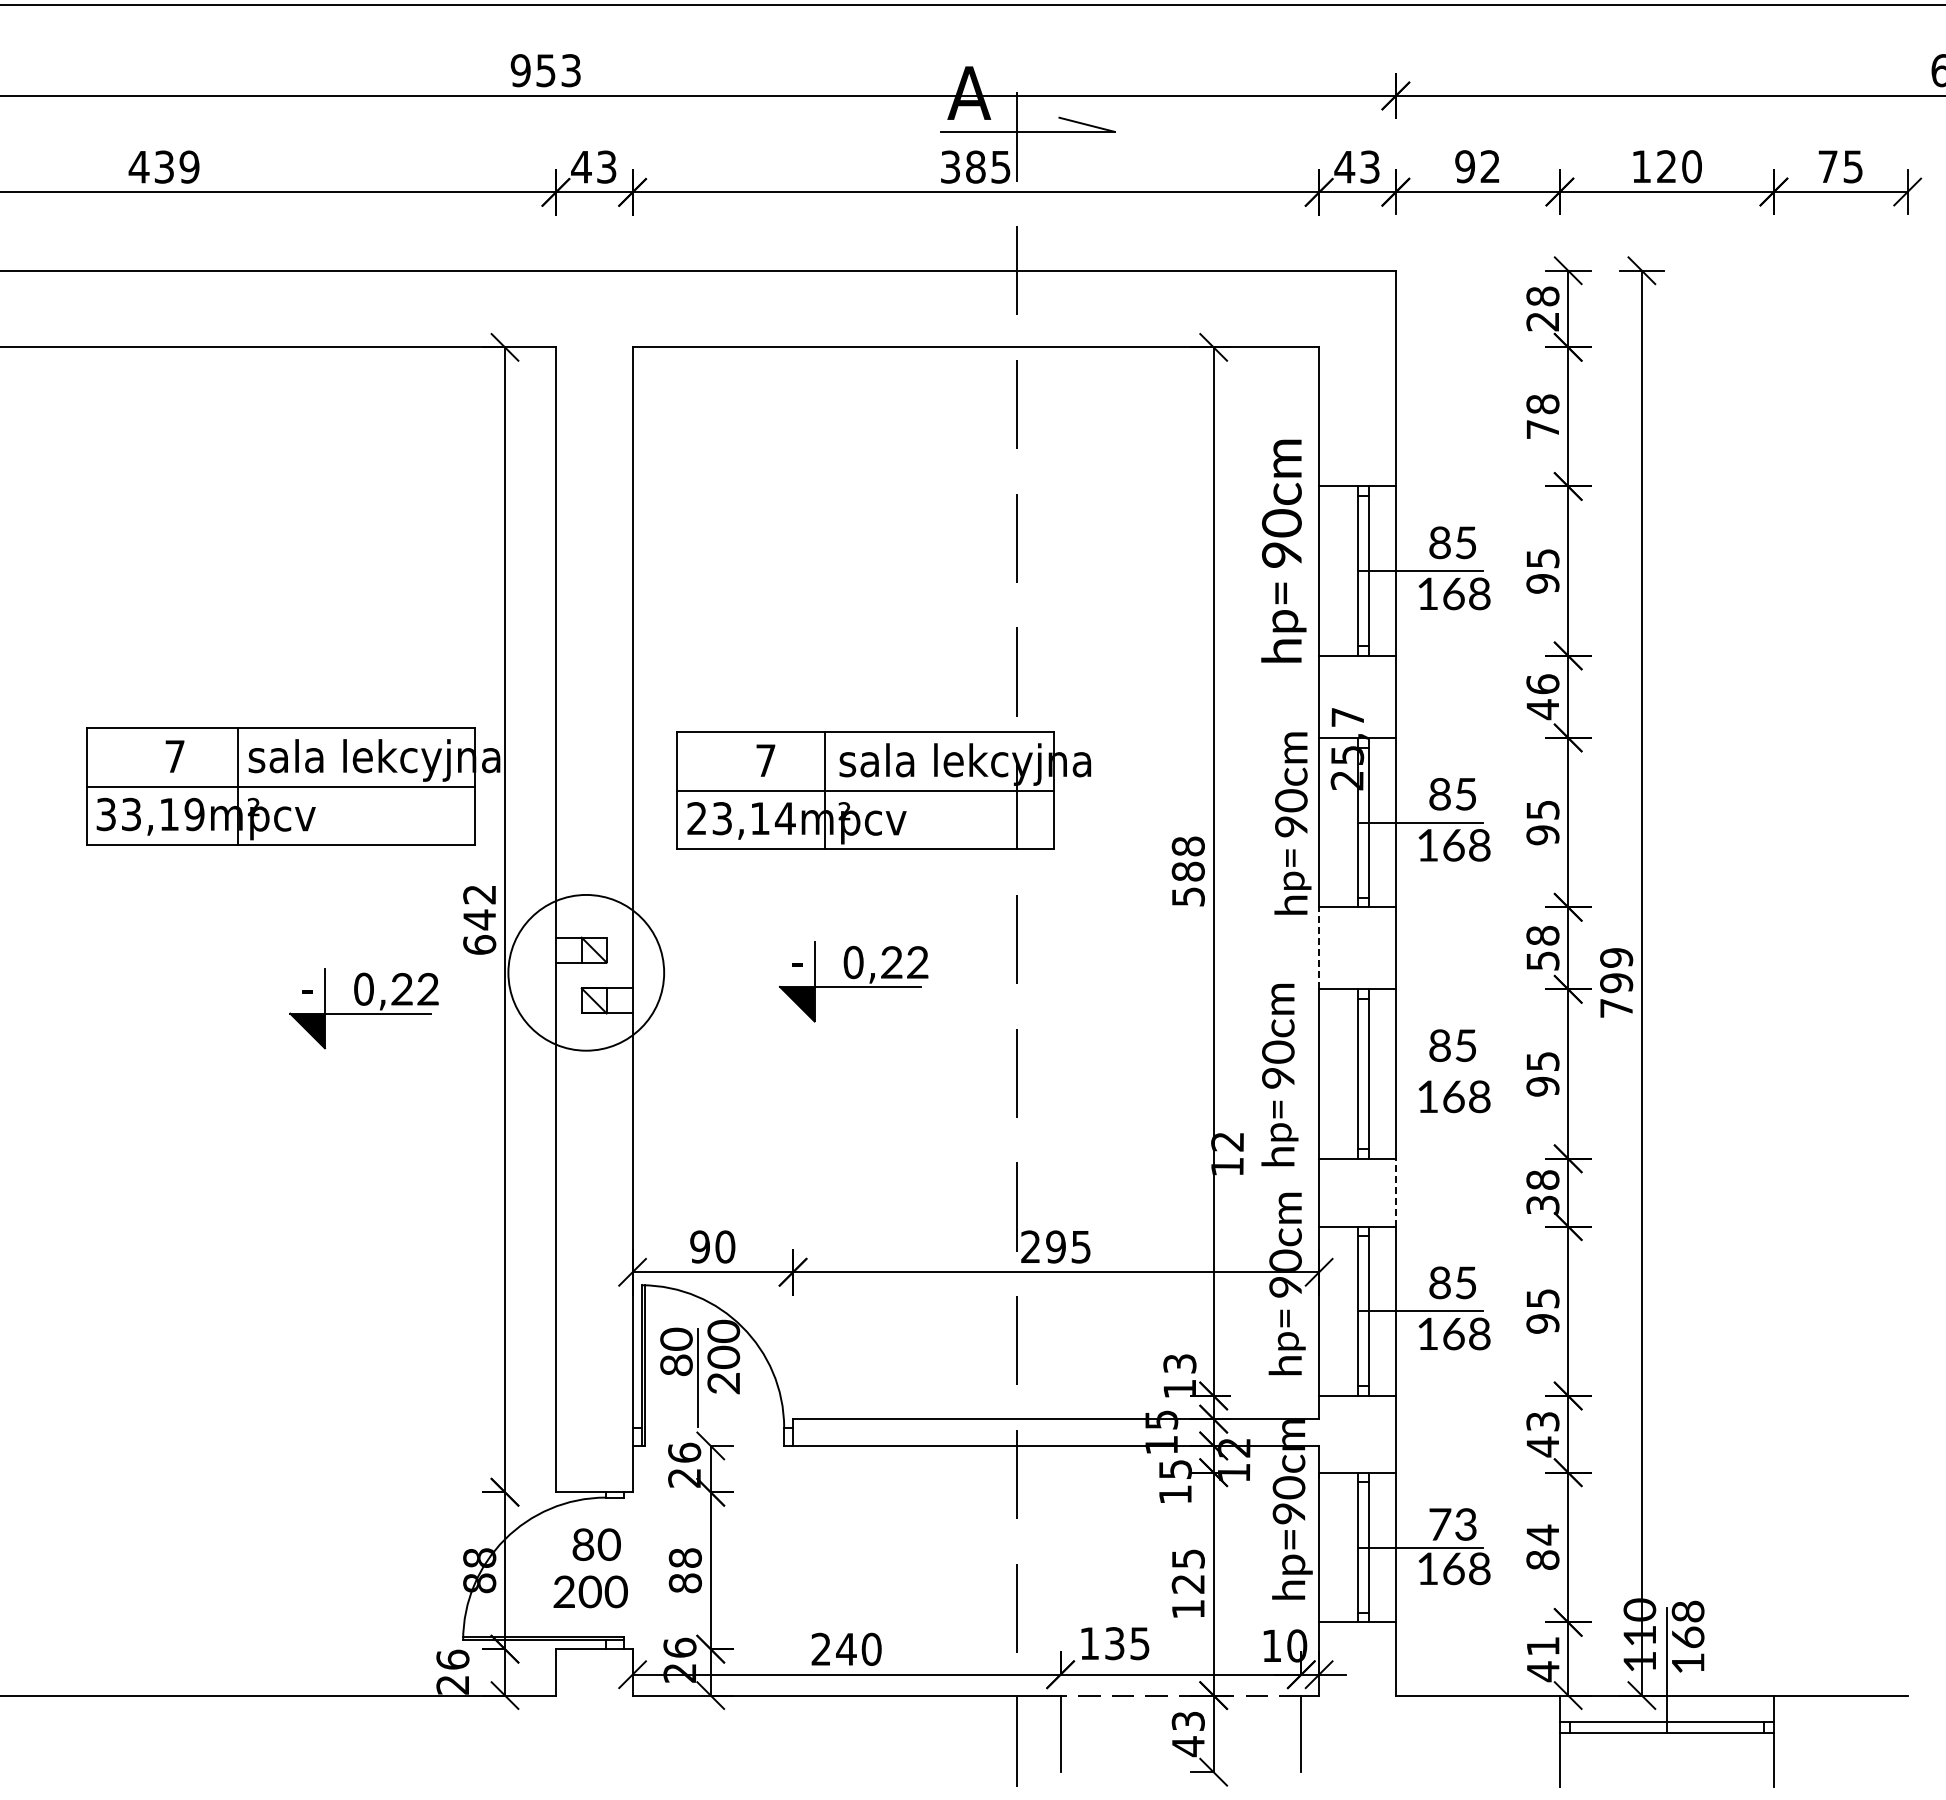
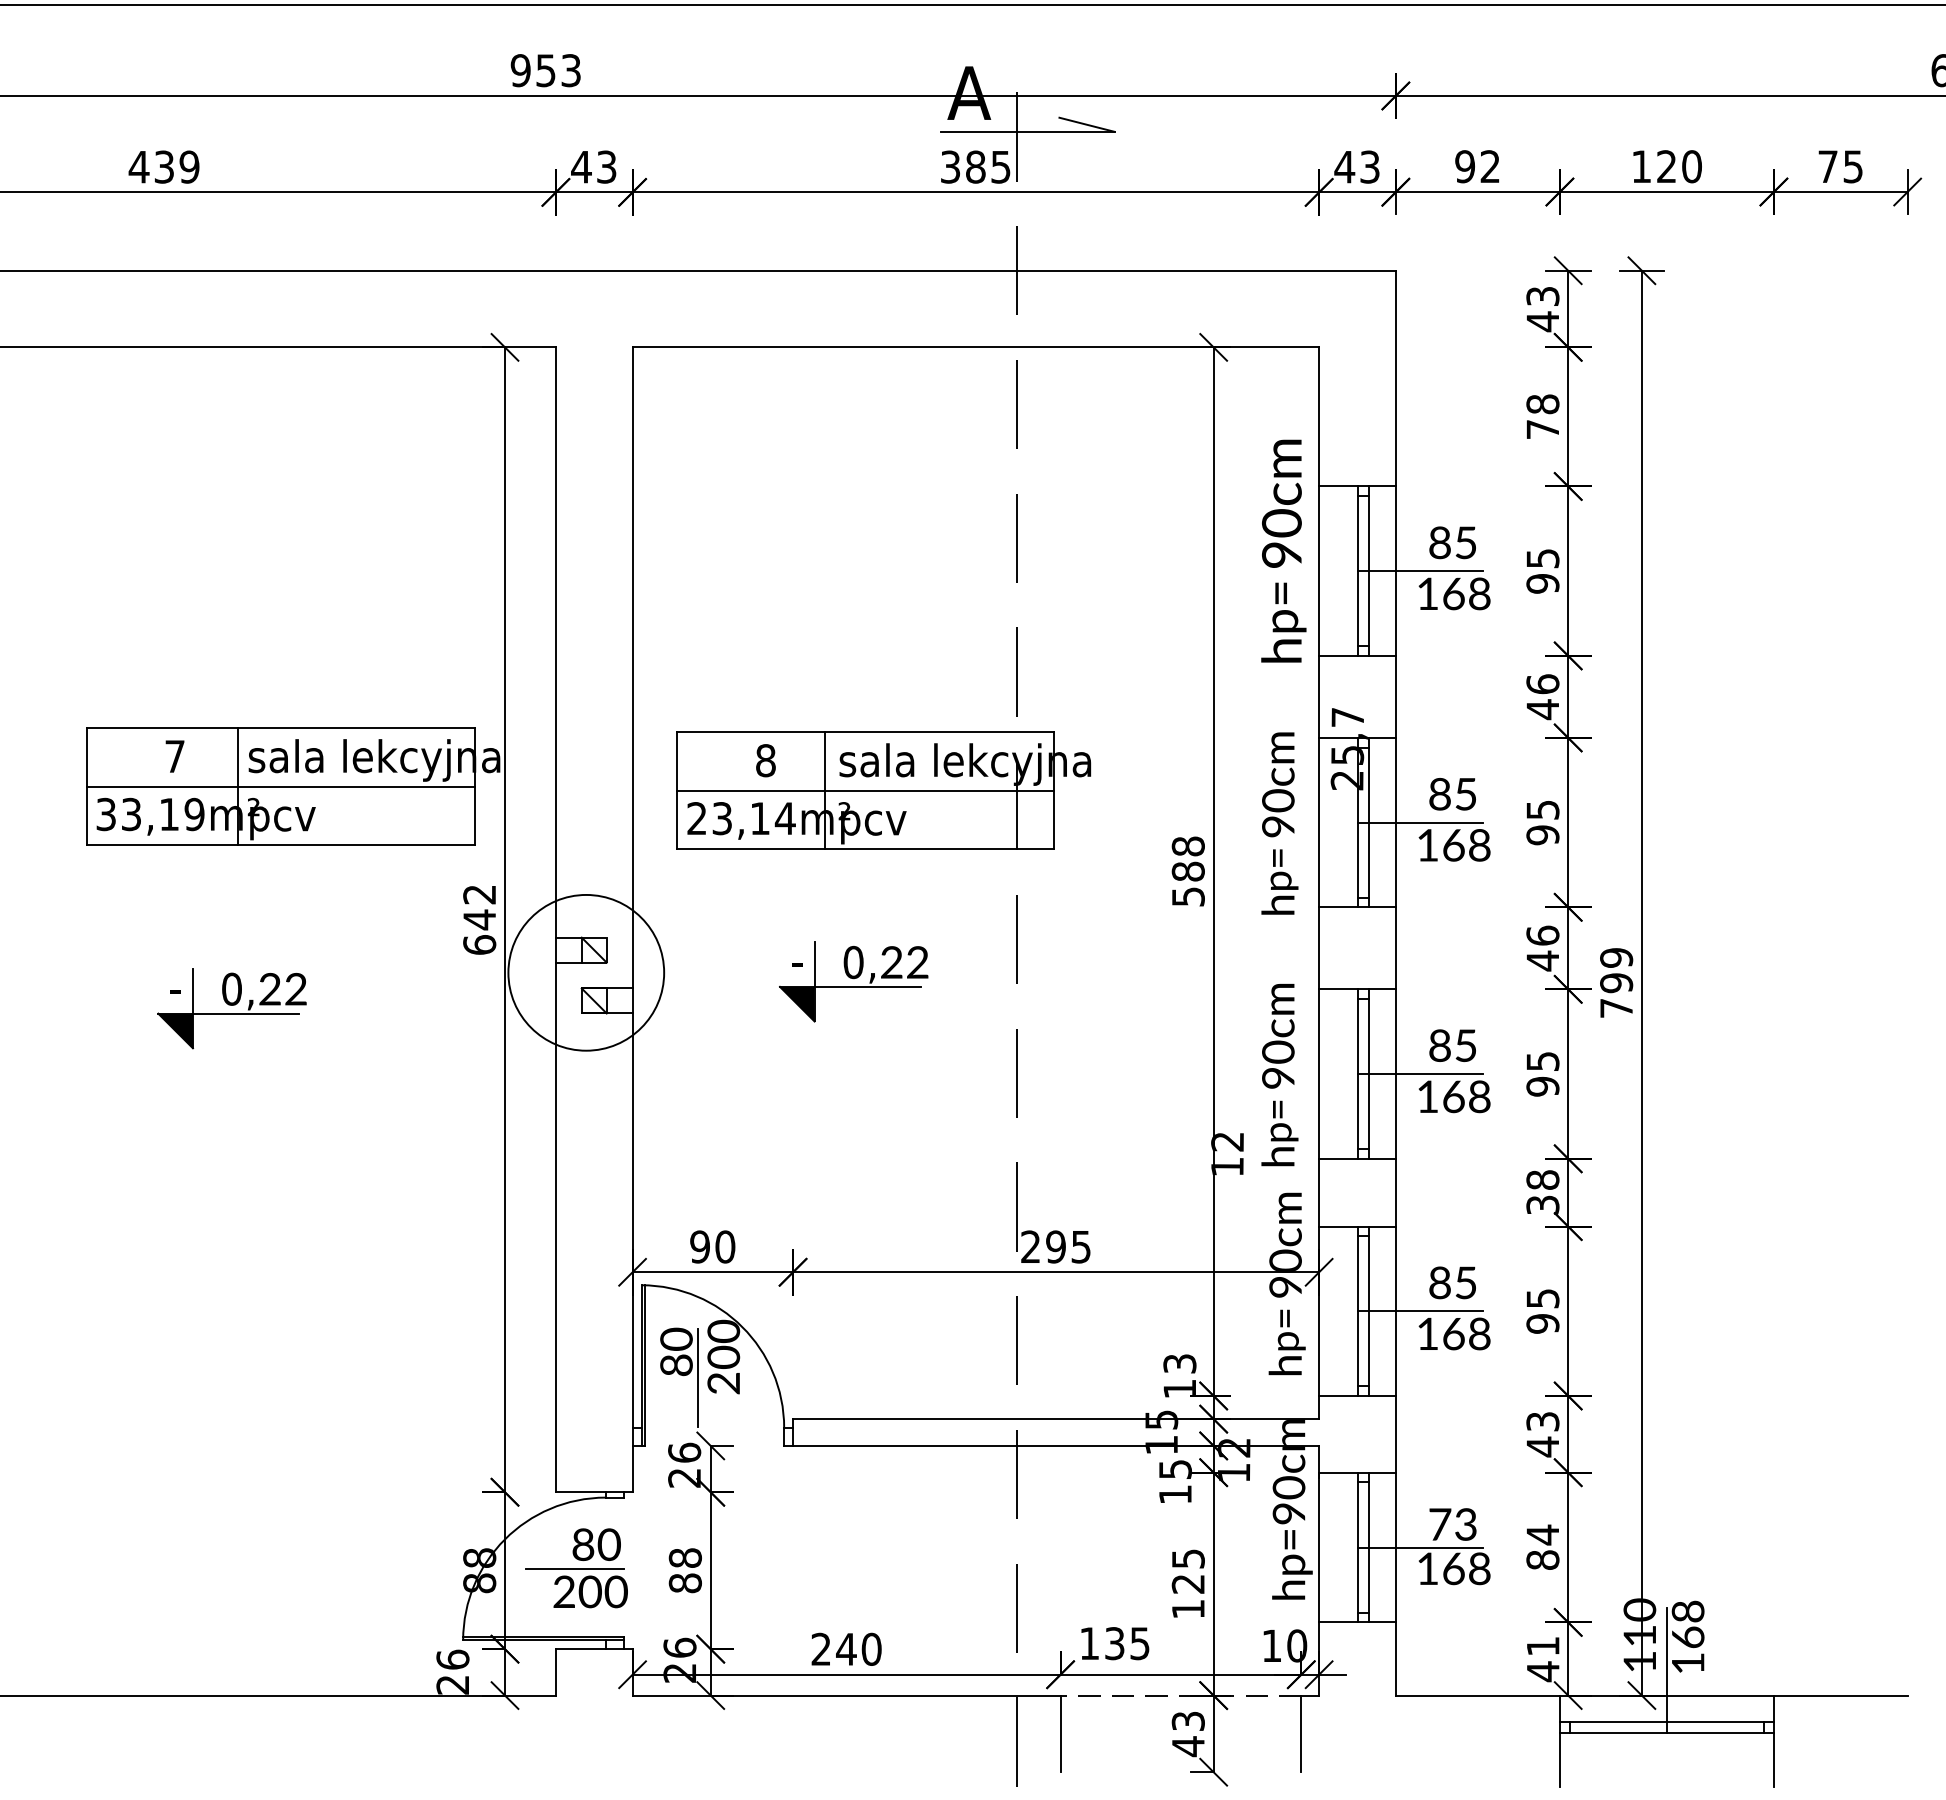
text: 28 -> 43 (1542, 309)
text: 7 -> 8 (765, 760)
text position: (1292, 823) -> (1279, 823) (1279, 823)
line: dashed -> solid (1319, 947)
text: 58 -> 46 (1542, 948)
part position: (363, 1008) -> (231, 1008) (231, 1008)
line: none -> present (1420, 1074)
line: dashed -> solid (1395, 1192)
line: none -> present (574, 1568)
